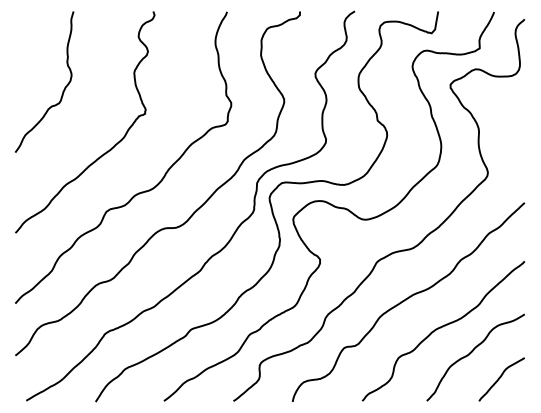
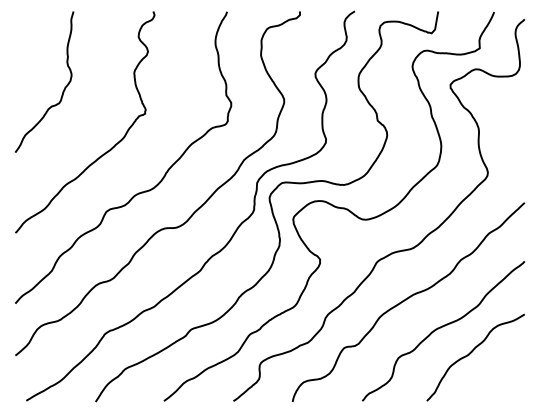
curve: present -> none (500, 378)
